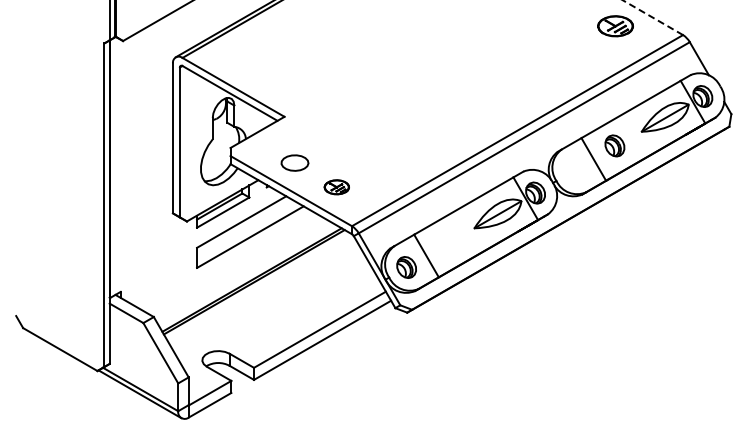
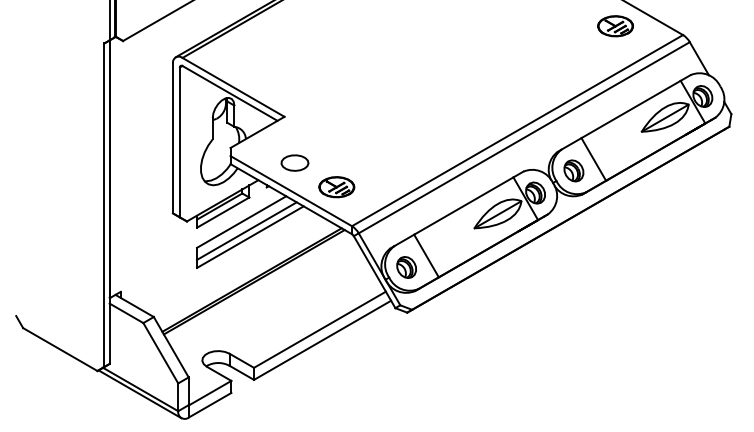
line: dashed -> solid (652, 17)
part position: (614, 145) -> (573, 170) (573, 170)
part size: 27x17 px -> 38x23 px (336, 187)
line: none -> present (246, 230)
